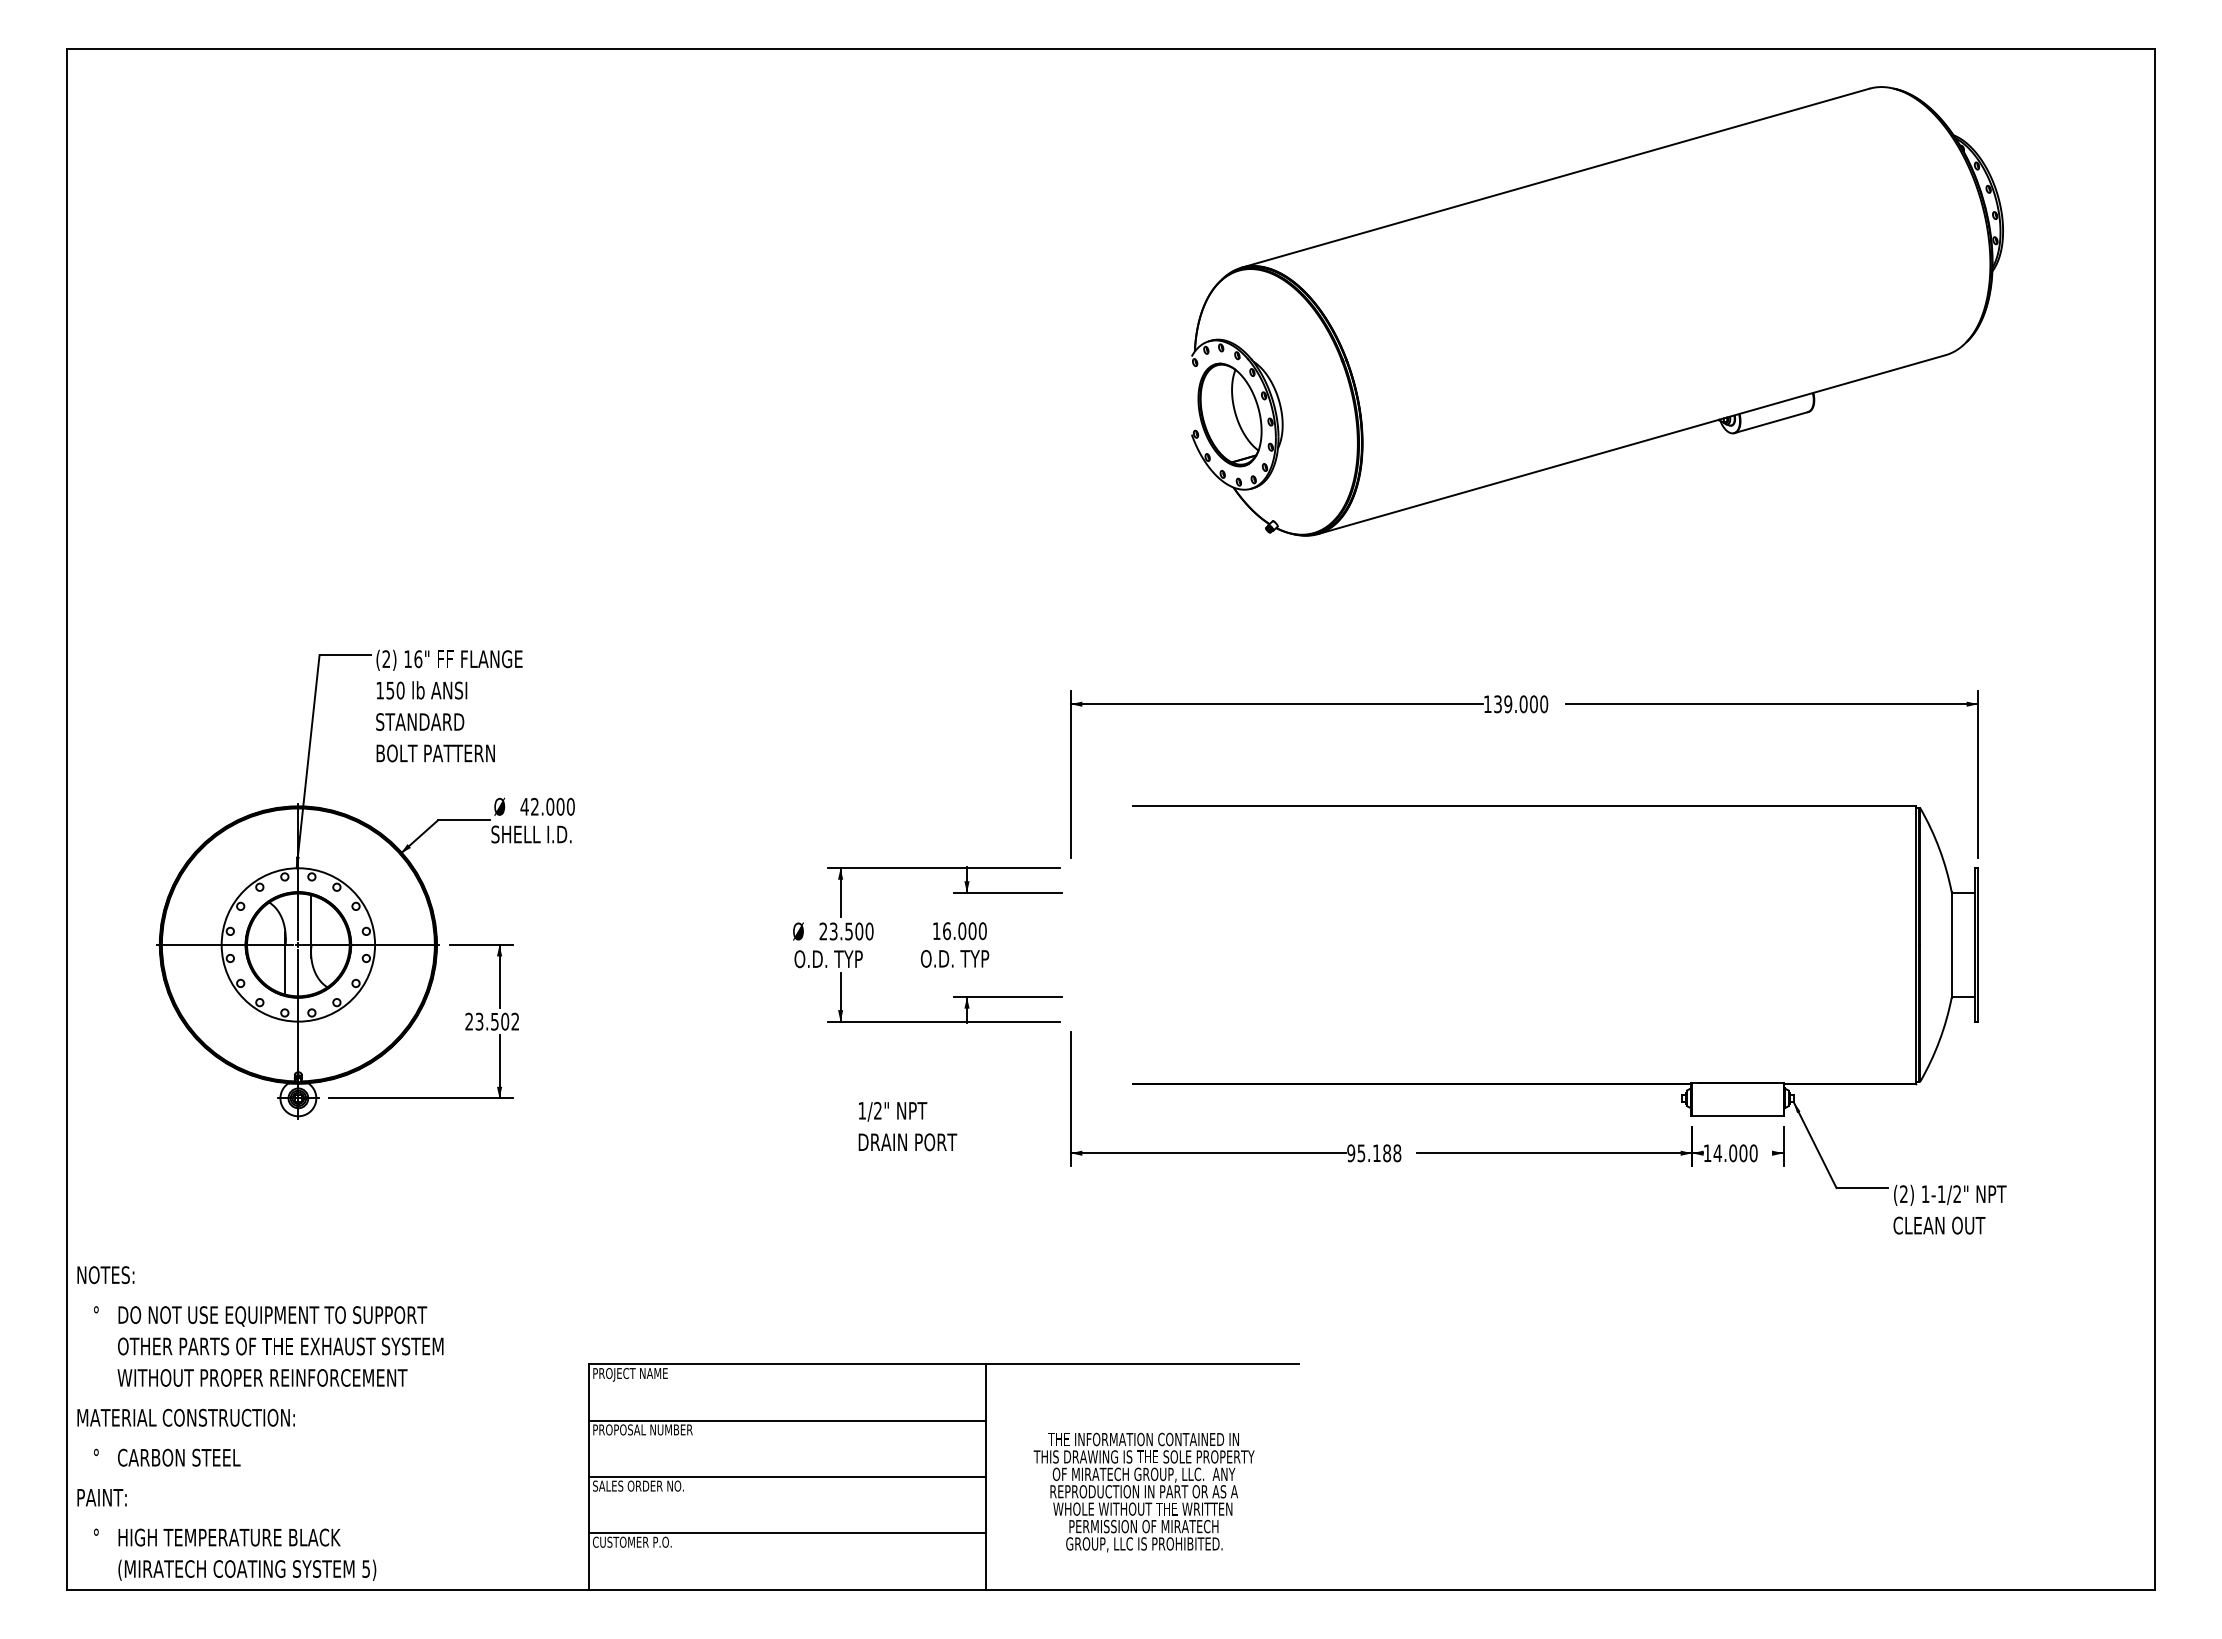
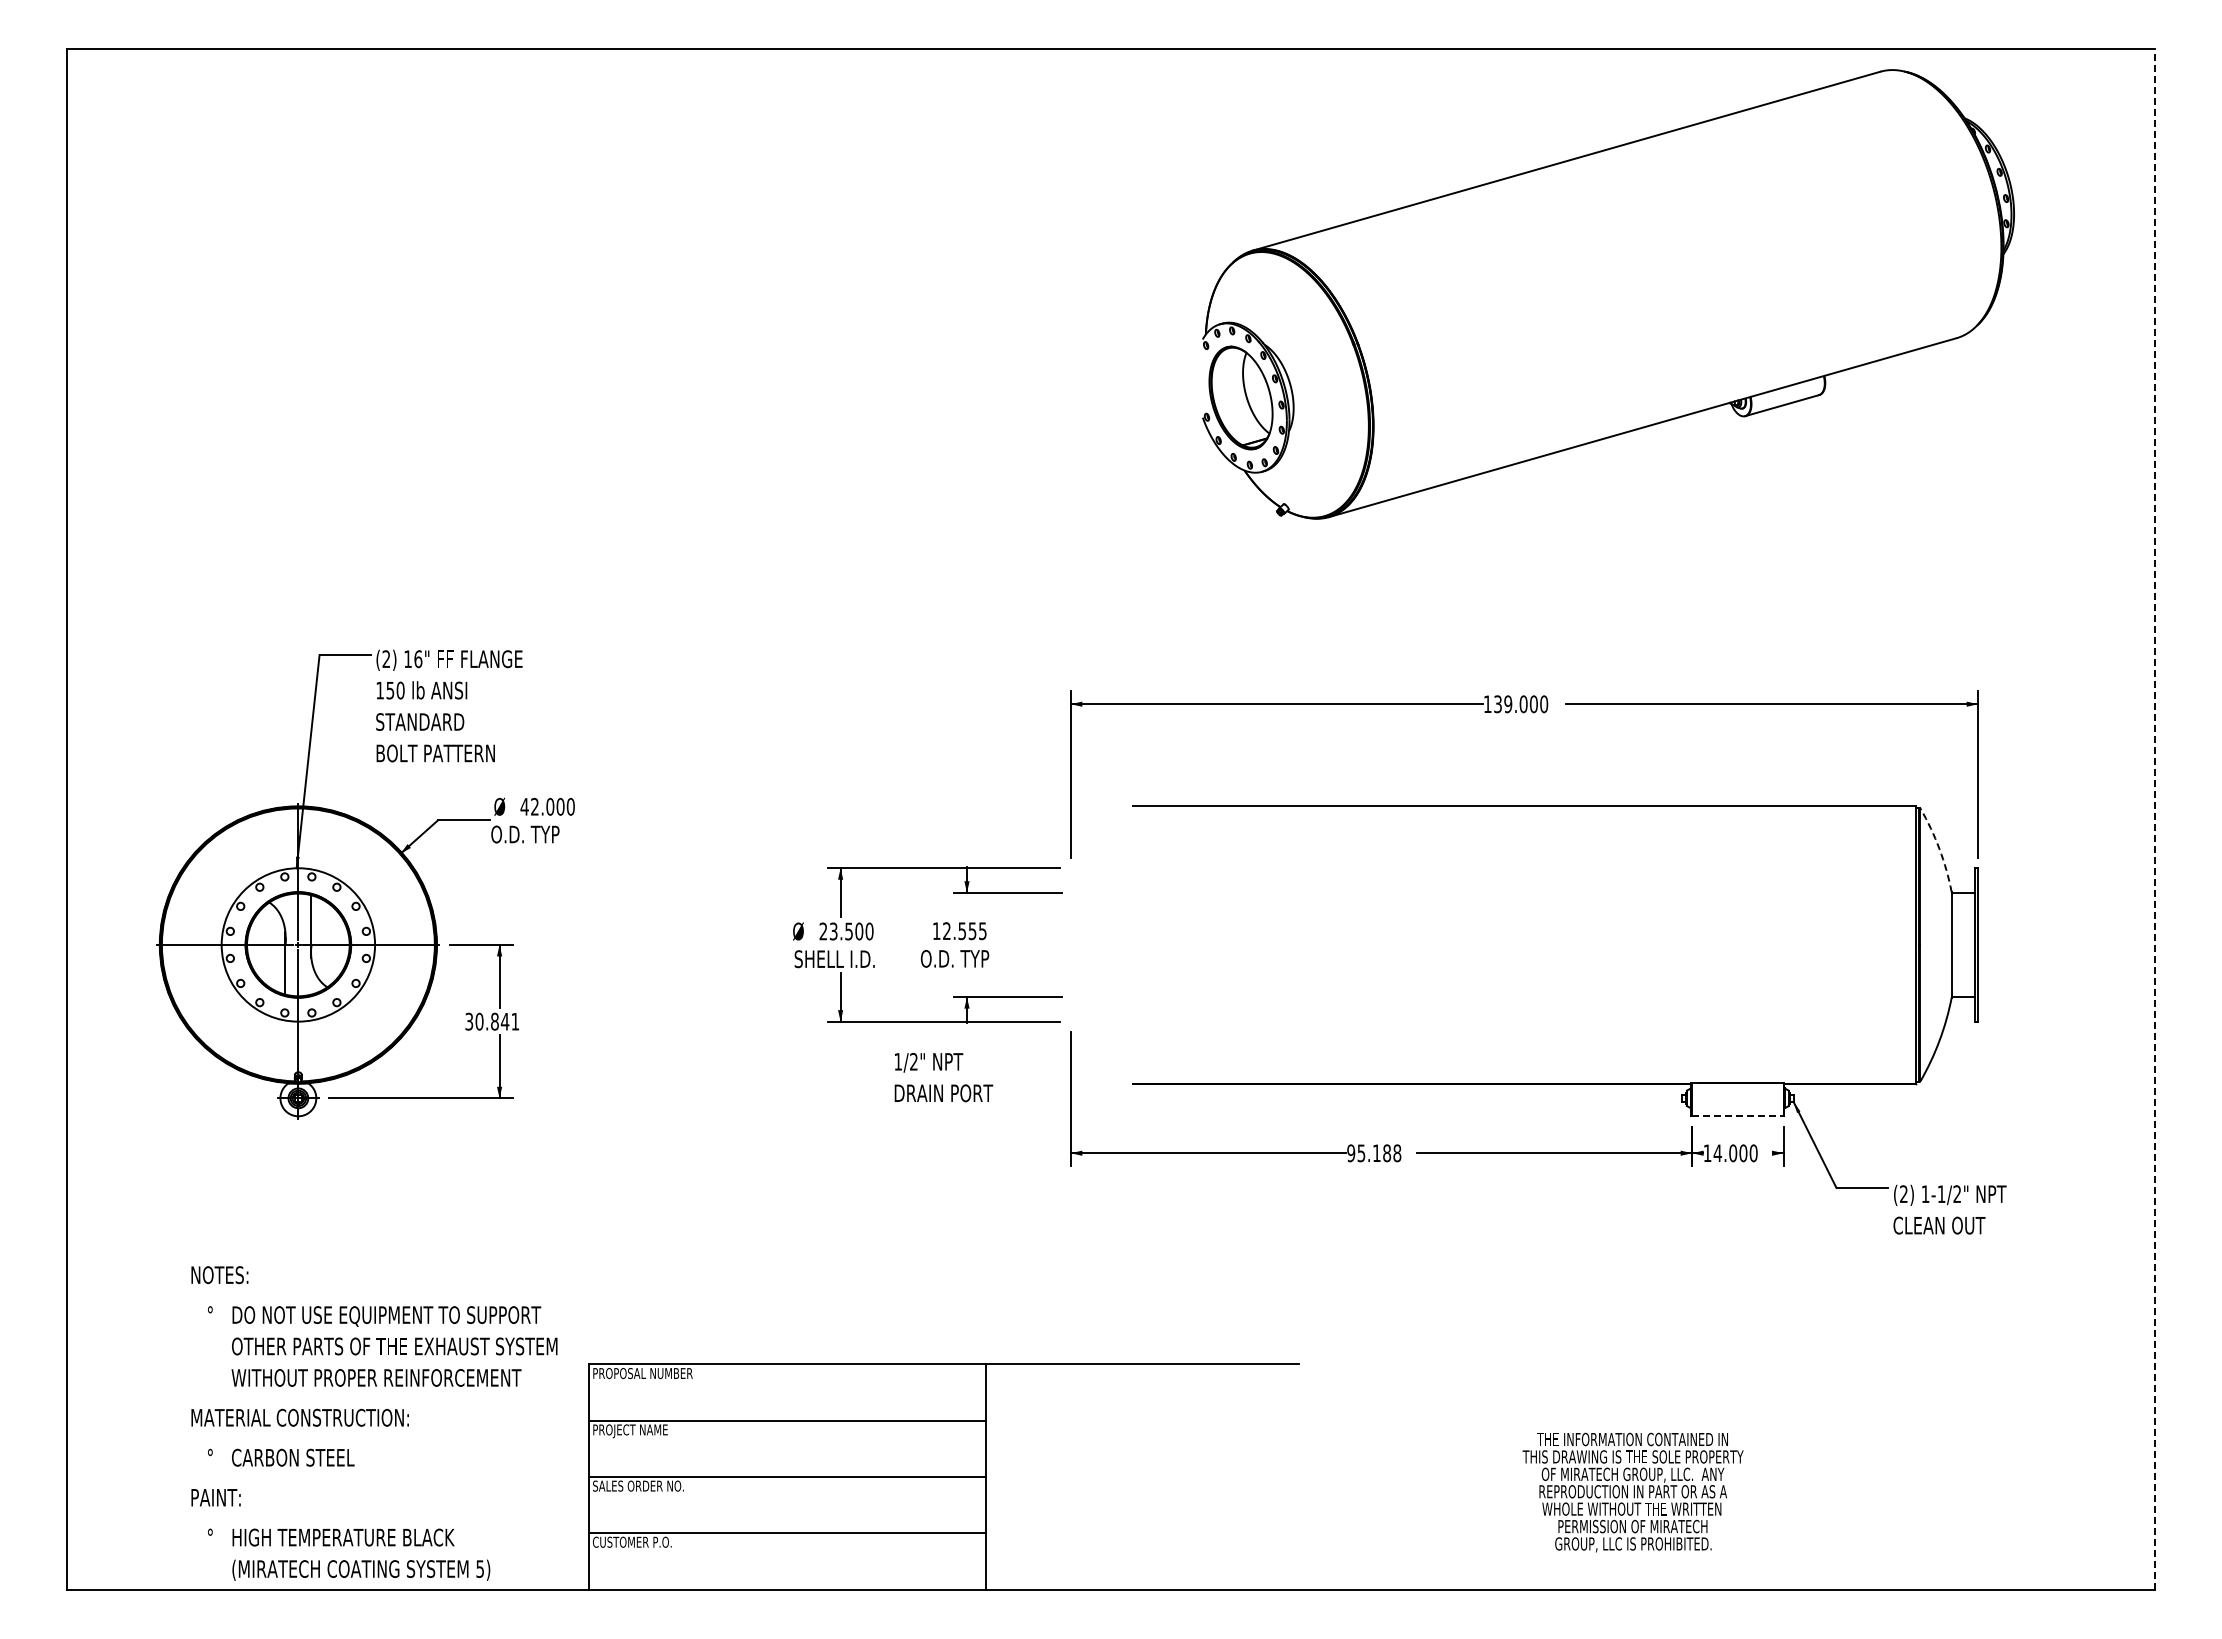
part position: (1597, 311) -> (1608, 294) (1608, 294)
line: solid -> dashed (2155, 819)
text: SHELL I.D. -> O.D. TYP (531, 834)
arc: solid -> dashed (1939, 849)
text: 16.000 -> 12.555 (964, 931)
text: O.D. TYP -> SHELL I.D. (834, 959)
text: 23.502 -> 30.841 (492, 1021)
line: solid -> dashed (1737, 1116)
text position: (907, 1126) -> (943, 1077) (943, 1077)
text: PROJECT NAME -> PROPOSAL NUMBER (652, 1374)
text position: (260, 1423) -> (374, 1423) (374, 1423)
text: PROPOSAL NUMBER -> PROJECT NAME (652, 1431)
text position: (1143, 1492) -> (1632, 1492) (1632, 1492)
